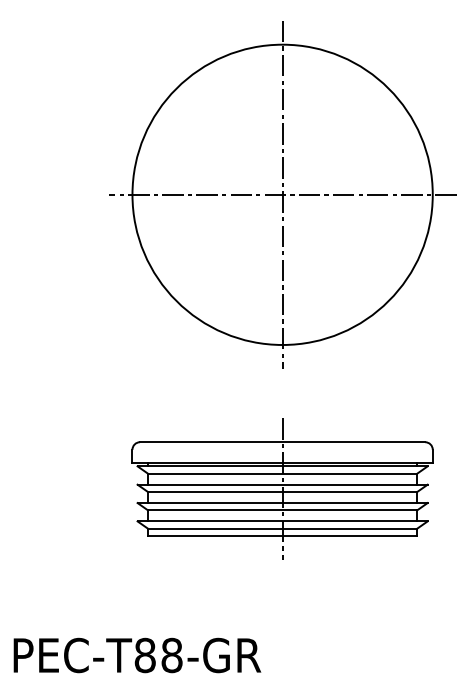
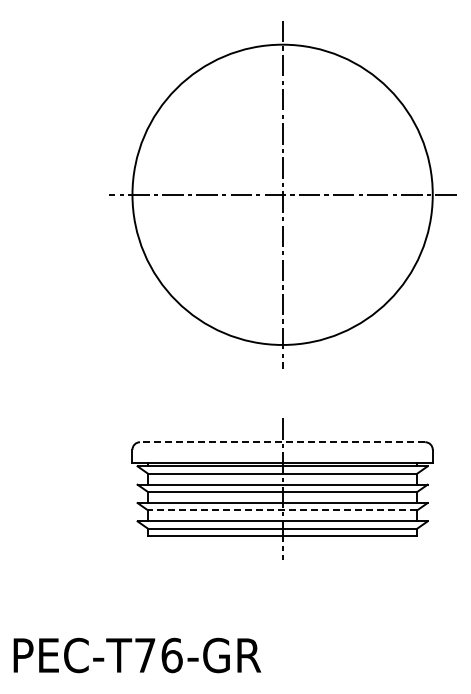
line: solid -> dashed (282, 442)
line: solid -> dashed (282, 510)
text: PEC-T88-GR -> PEC-T76-GR (158, 655)
